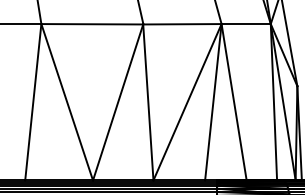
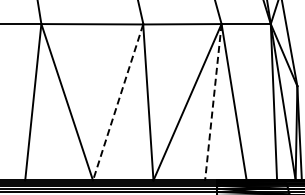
line: solid -> dashed (118, 102)
line: solid -> dashed (213, 102)
